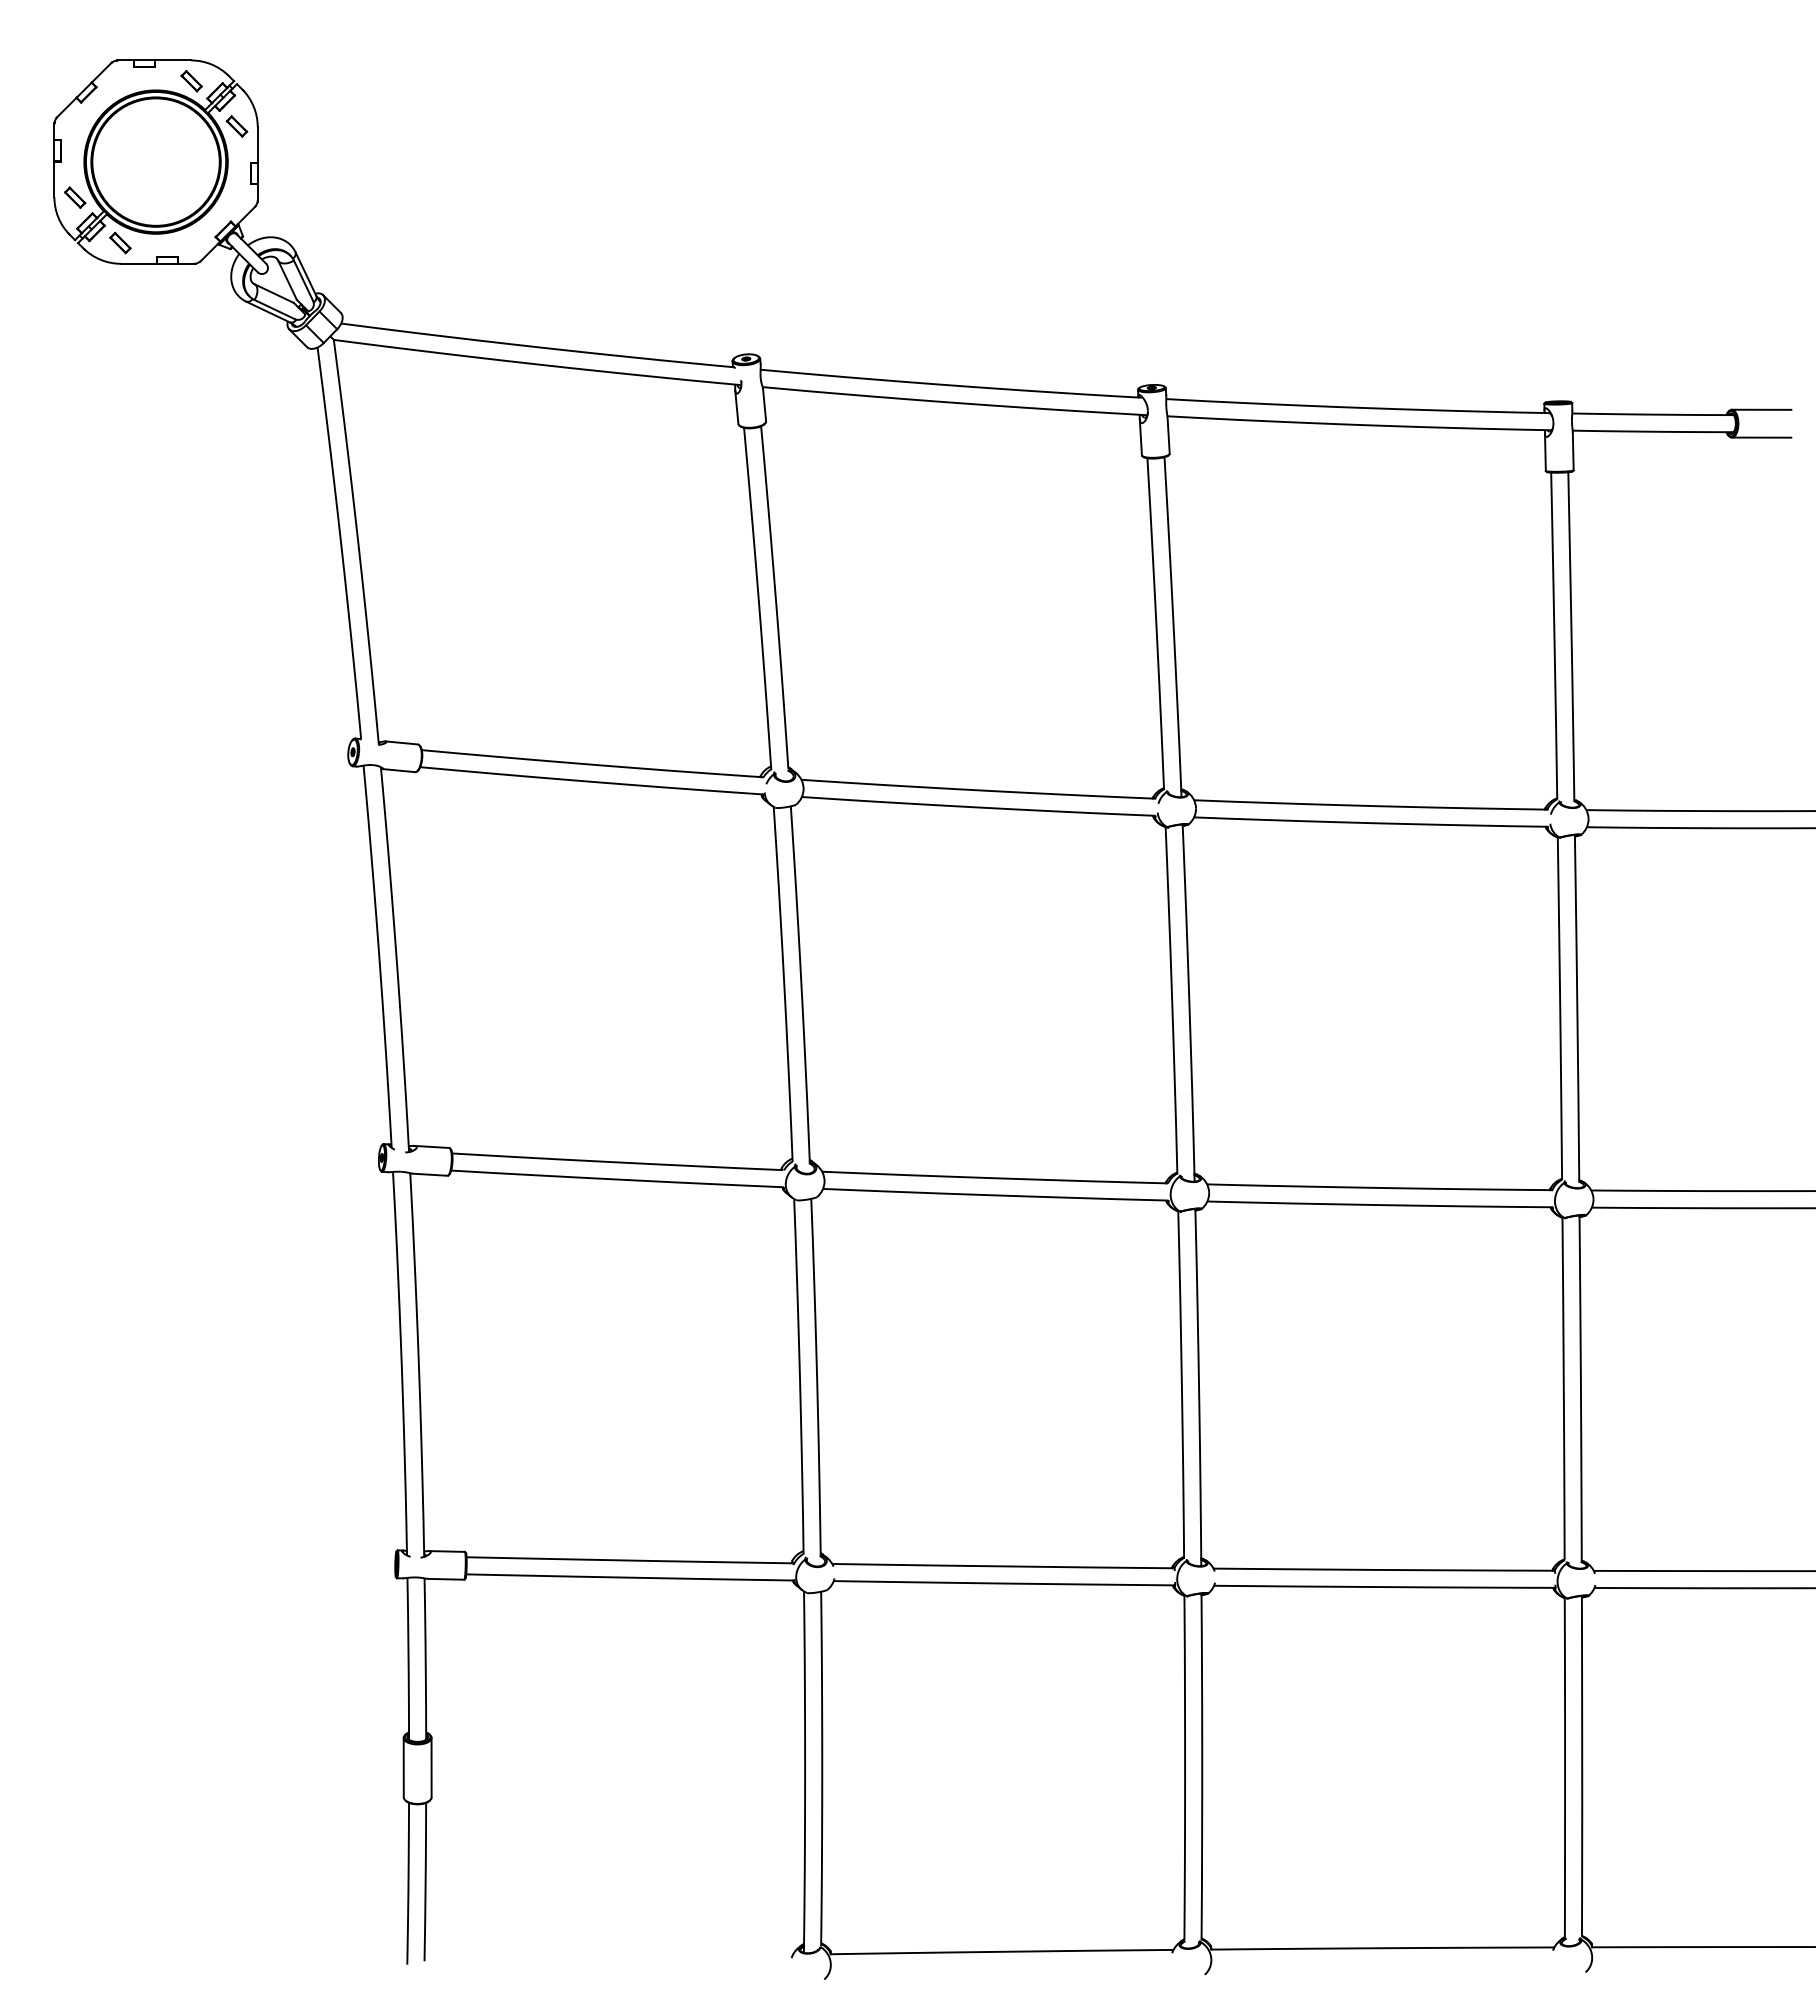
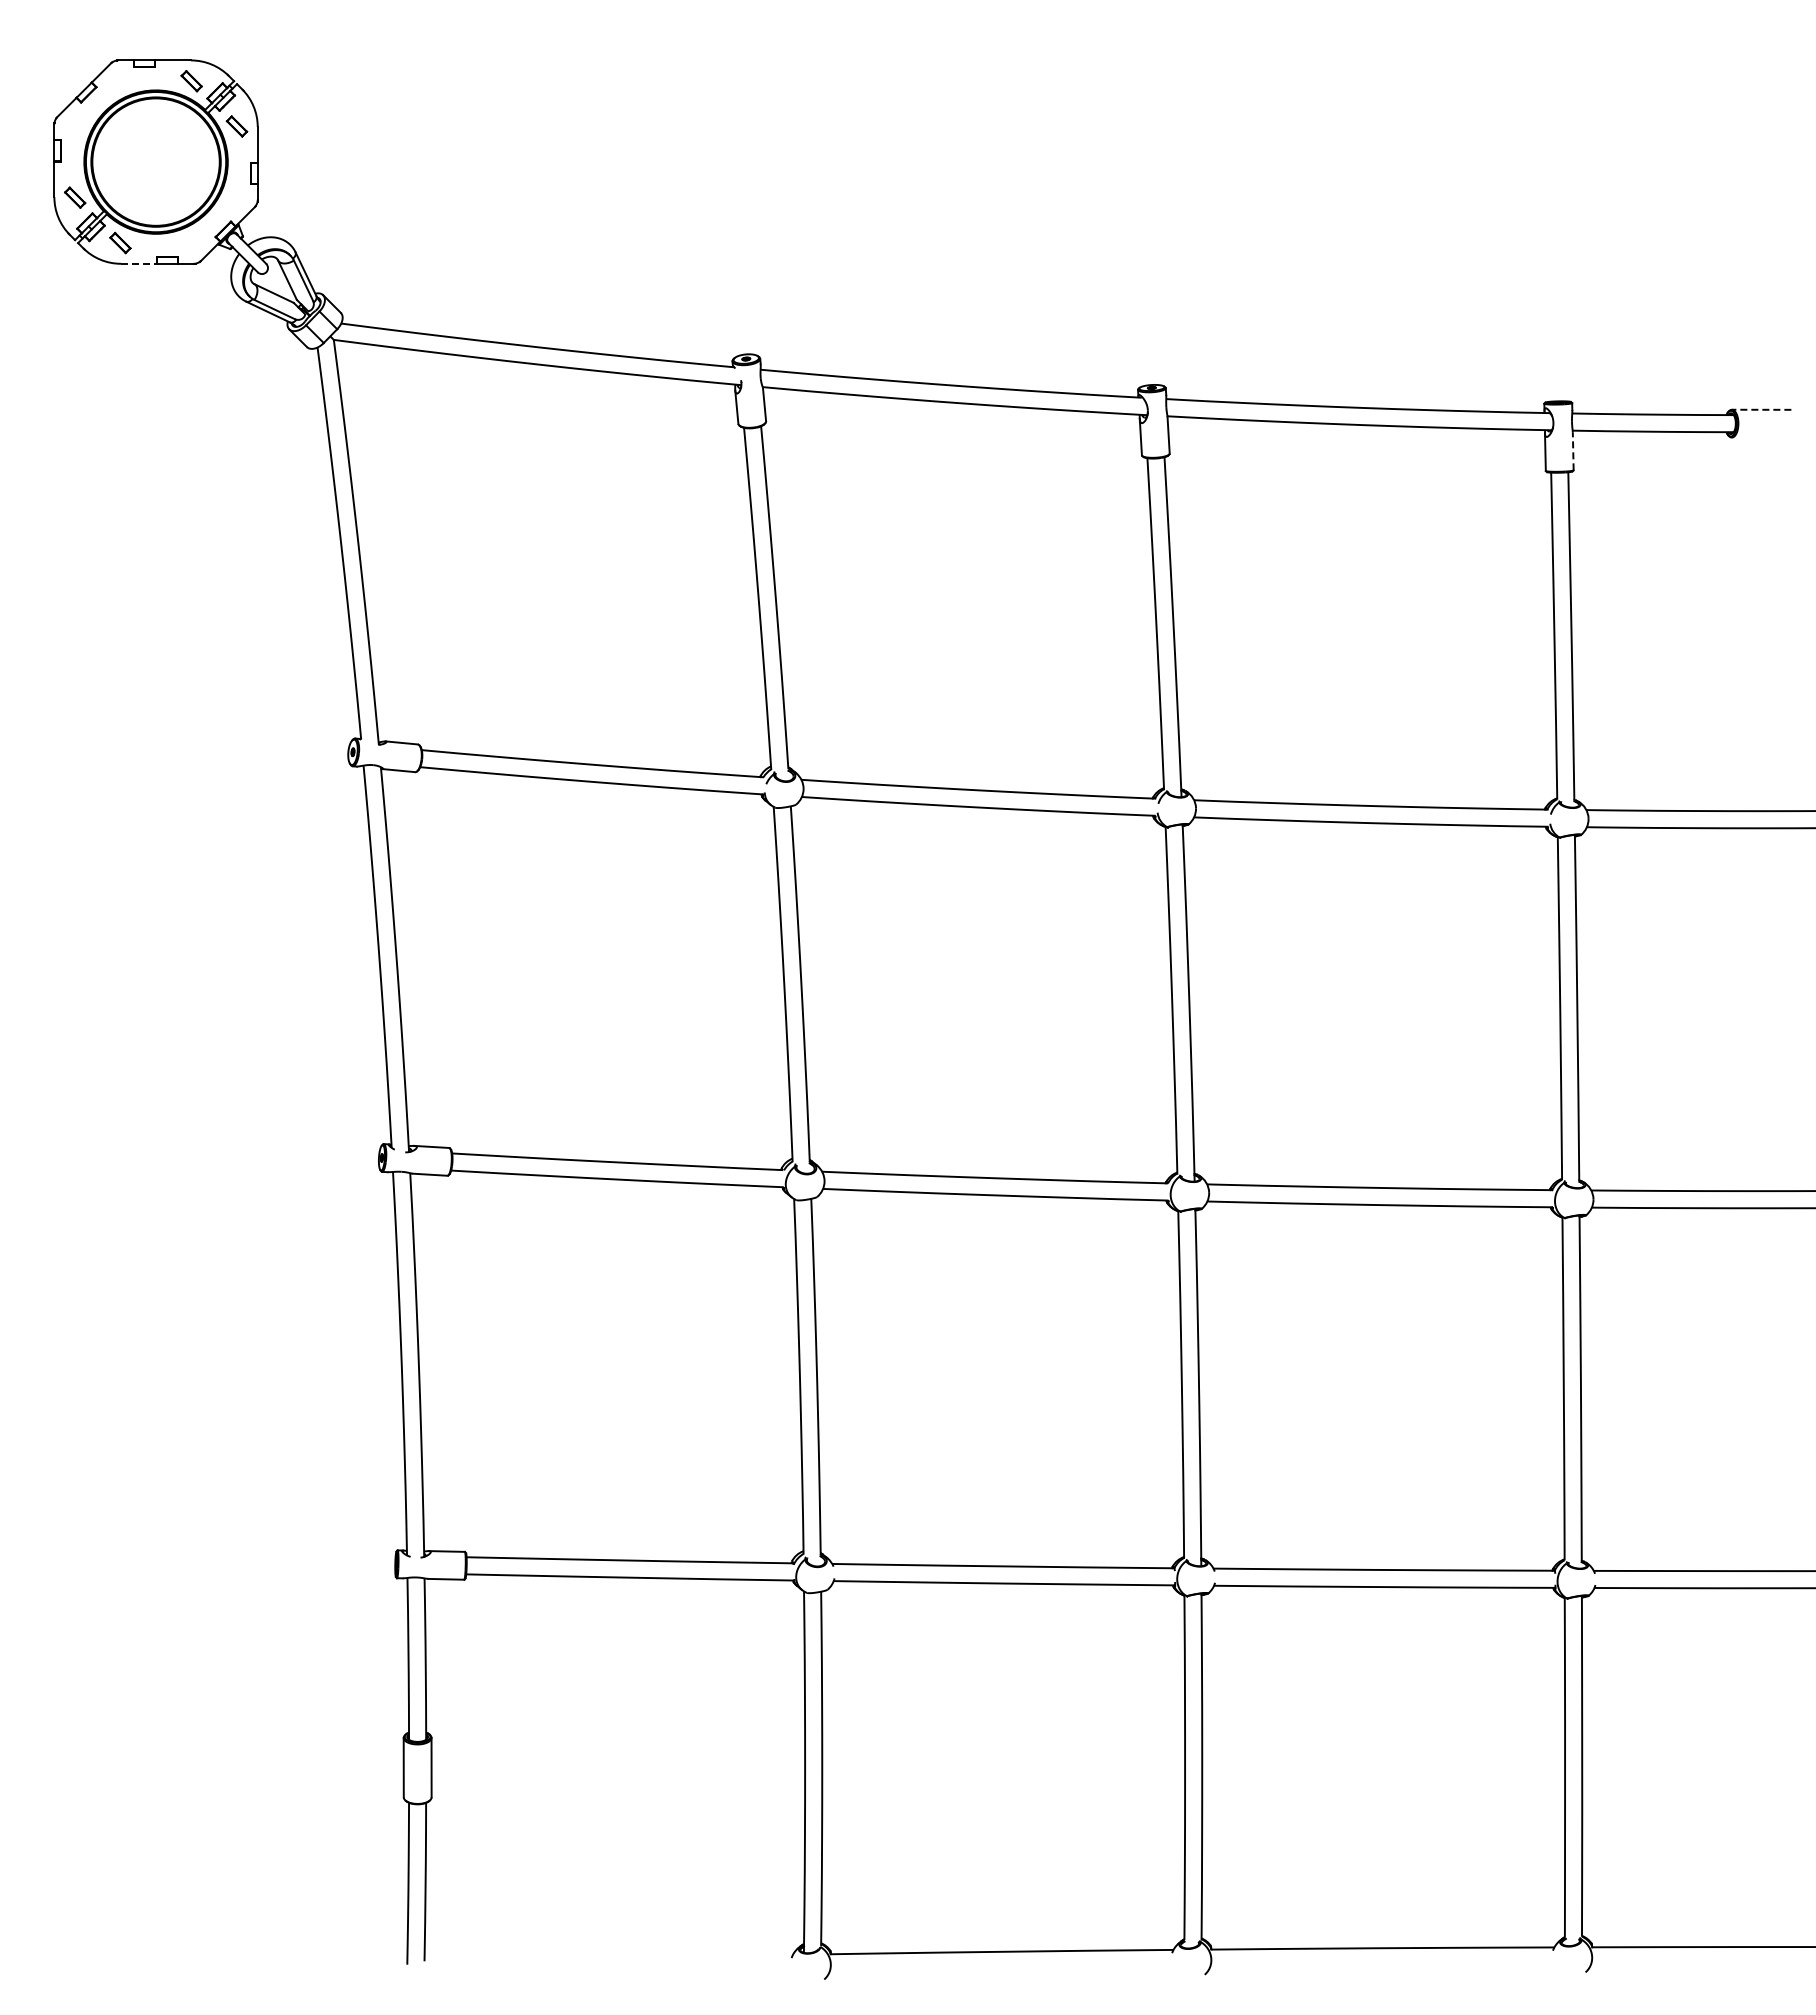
line: solid -> dashed (138, 263)
line: solid -> dashed (1761, 409)
line: present -> none (1761, 437)
line: solid -> dashed (1573, 451)
